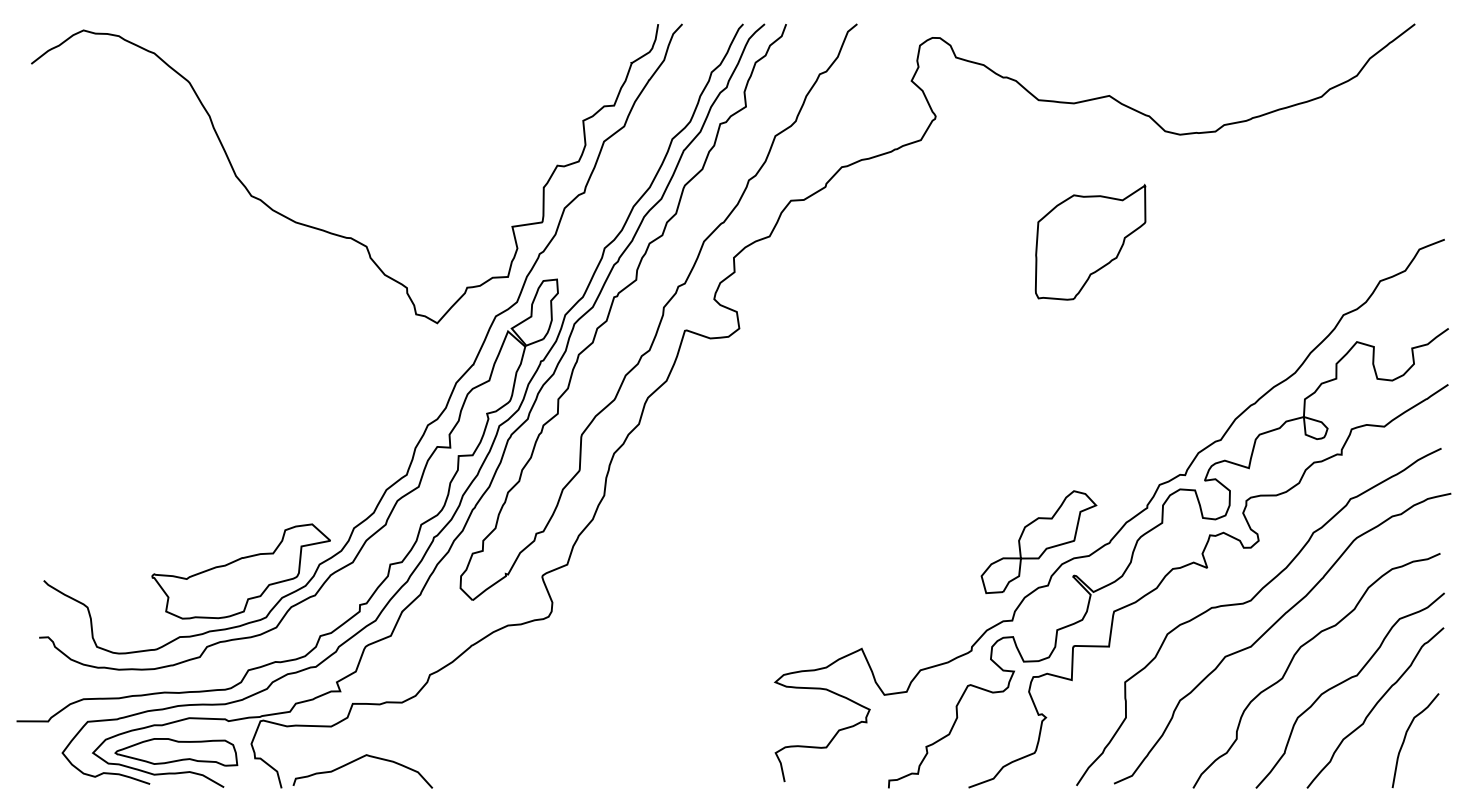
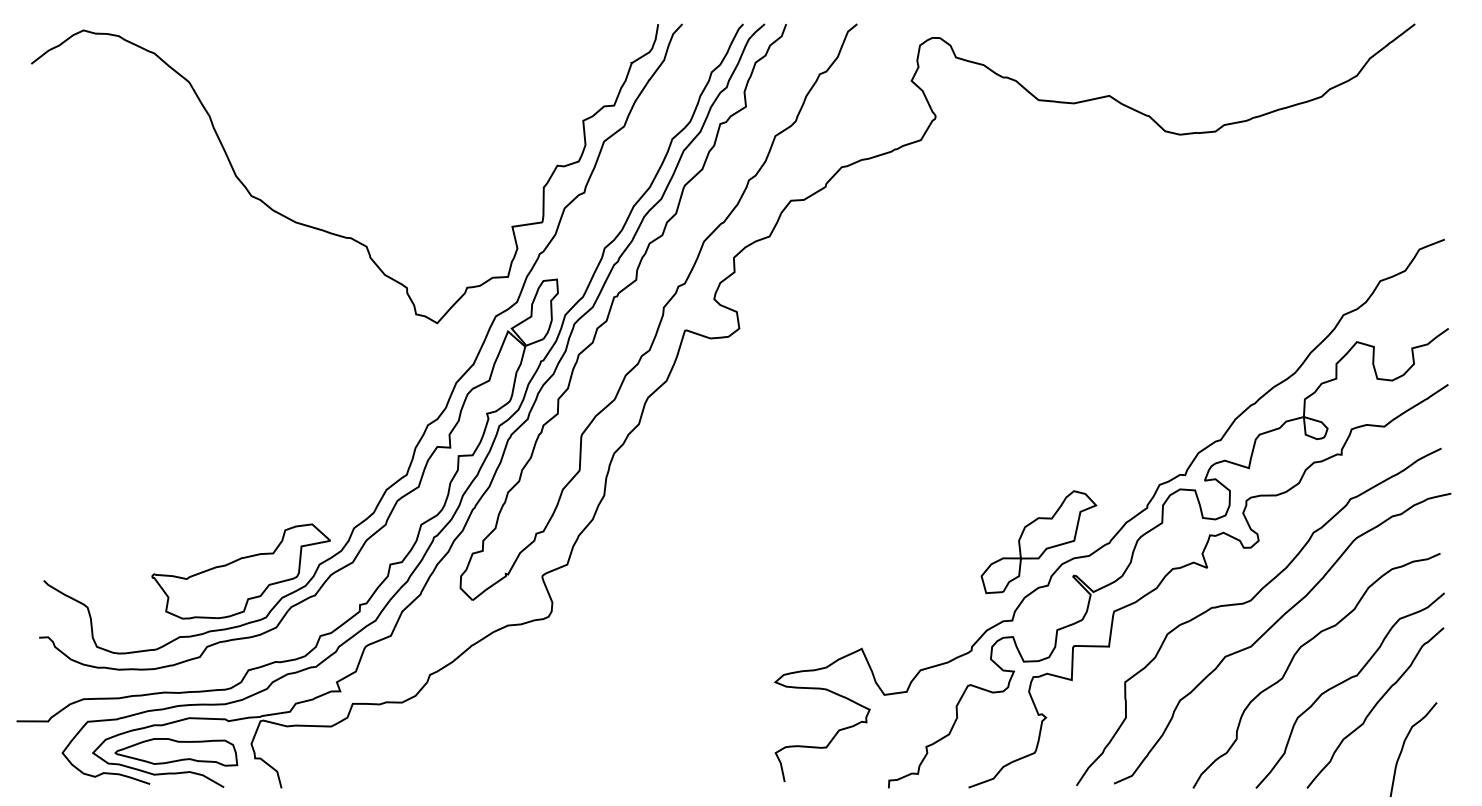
part: present -> none (1090, 241)
curve position: (1406, 736) -> (1404, 745) (1404, 745)
curve: present -> none (357, 760)
